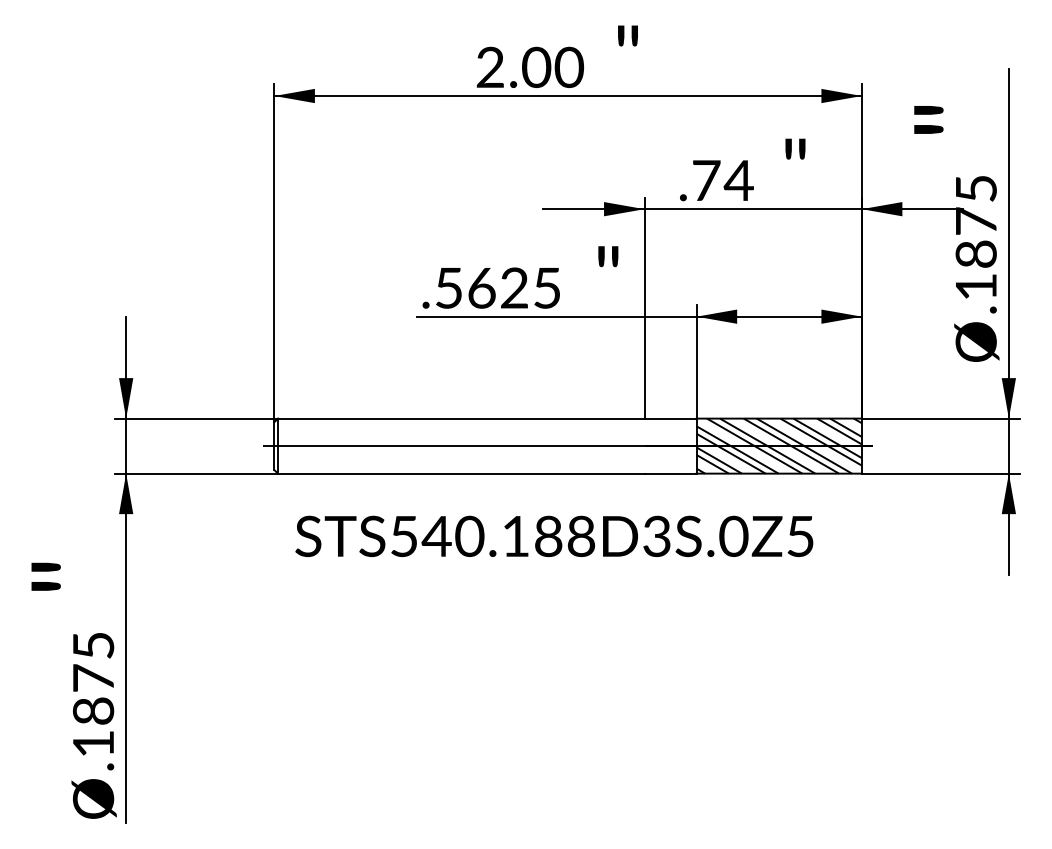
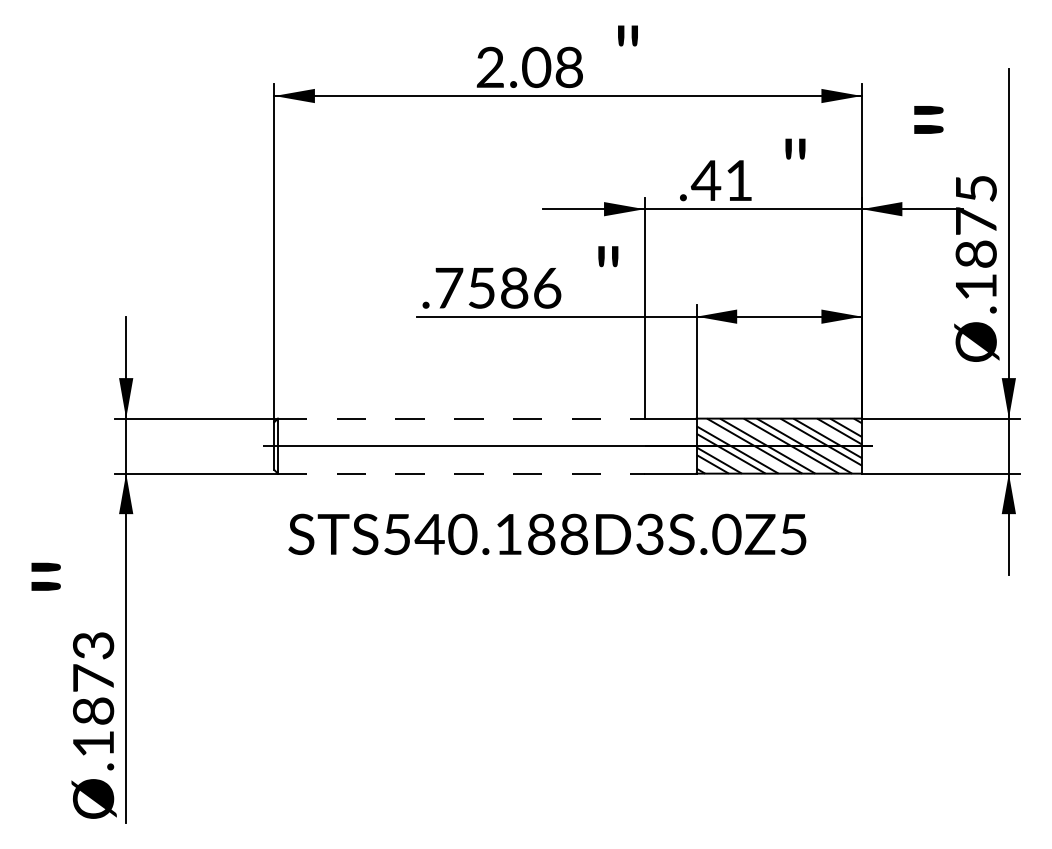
text: 2.00 -> 2.08 (569, 67)
text: .74 -> .41 (721, 180)
text: .5625 -> .7586 (498, 288)
line: solid -> dashed (461, 418)
line: solid -> dashed (461, 473)
text position: (554, 536) -> (547, 534) (547, 534)
text: .1875 -> .1873 (93, 645)
